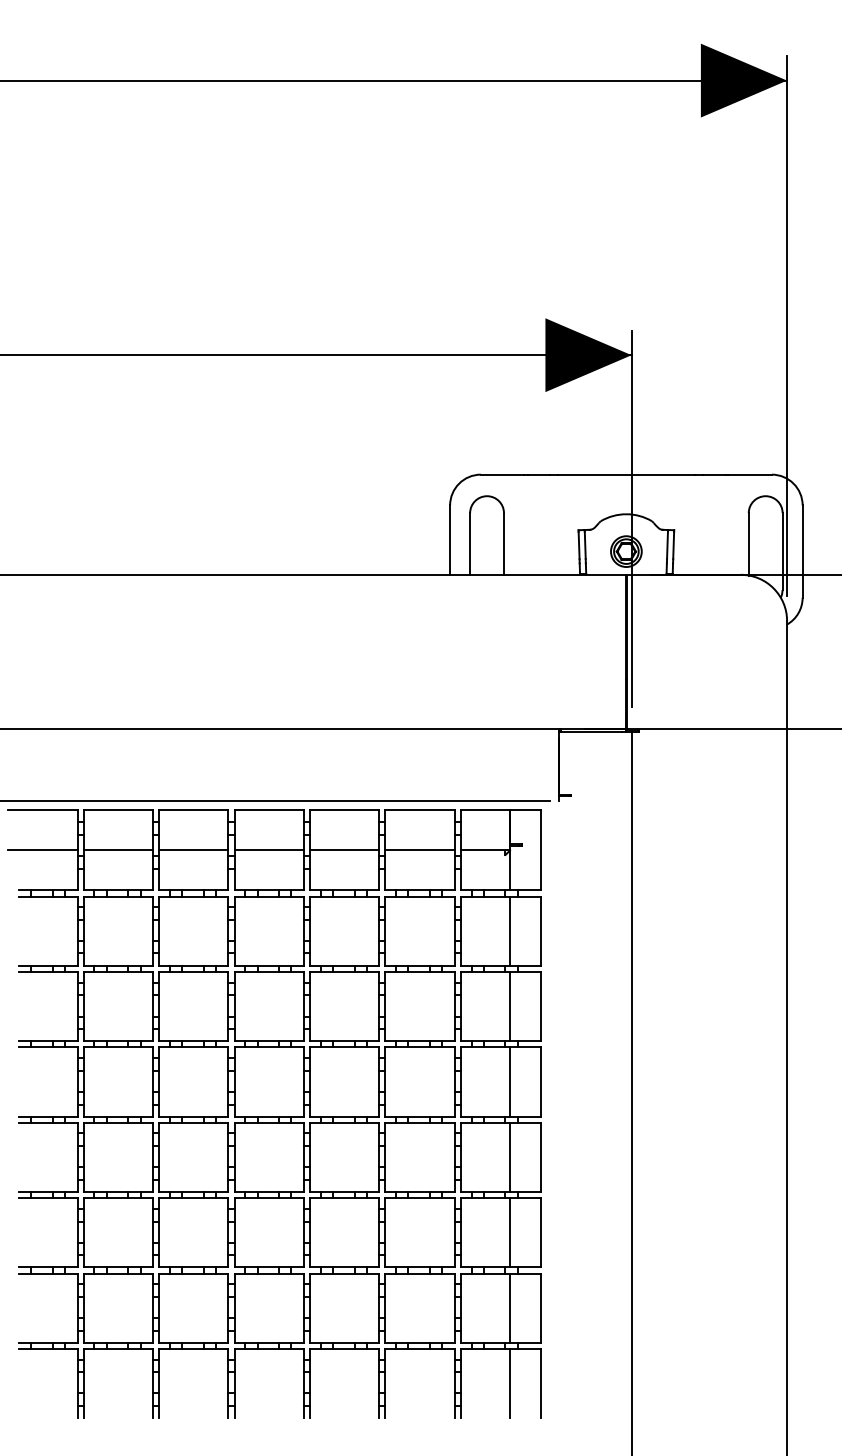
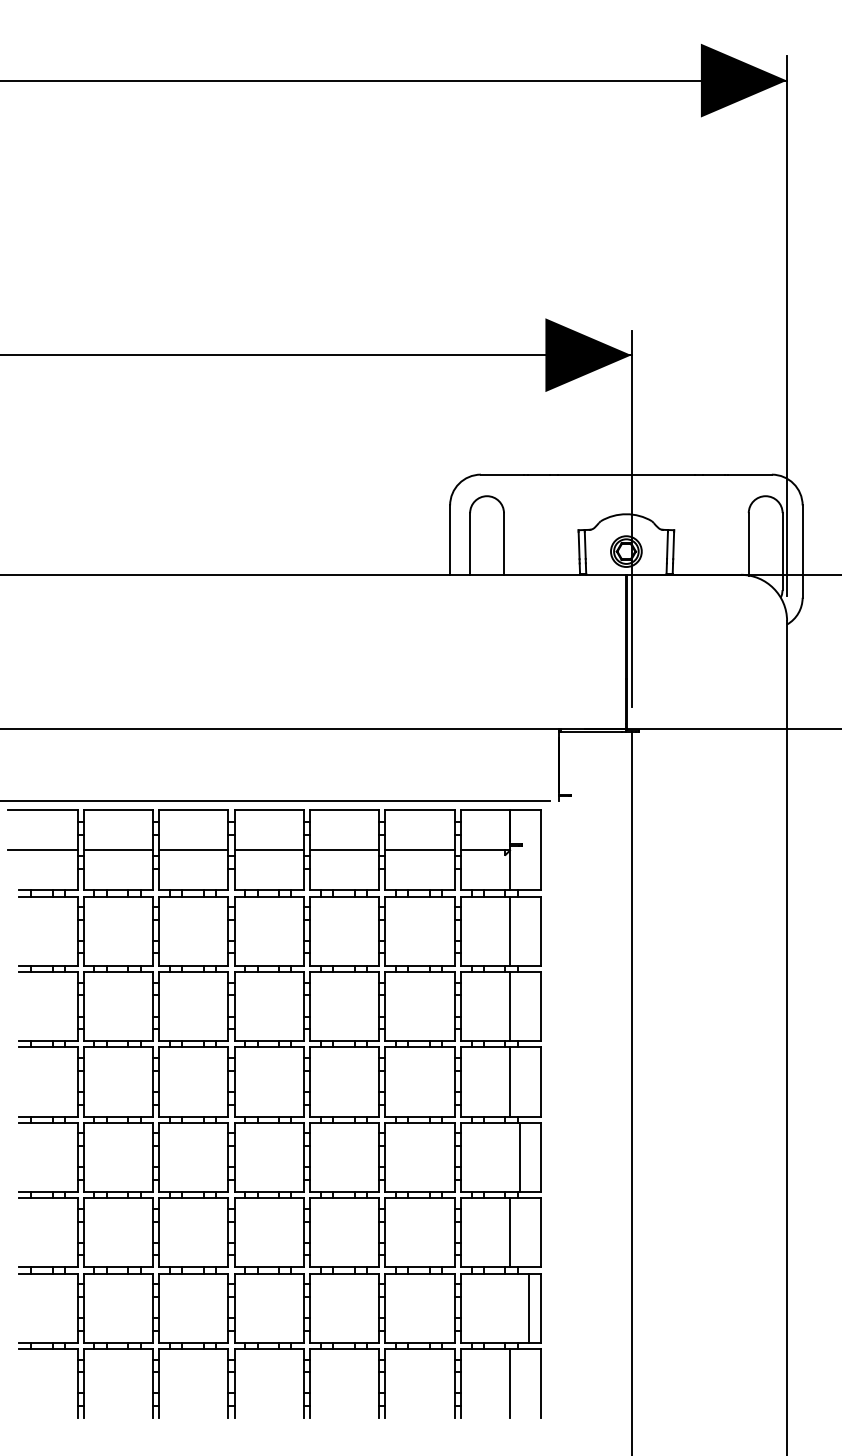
line position: (510, 1157) -> (520, 1157) (520, 1157)
line position: (510, 1307) -> (529, 1307) (529, 1307)
